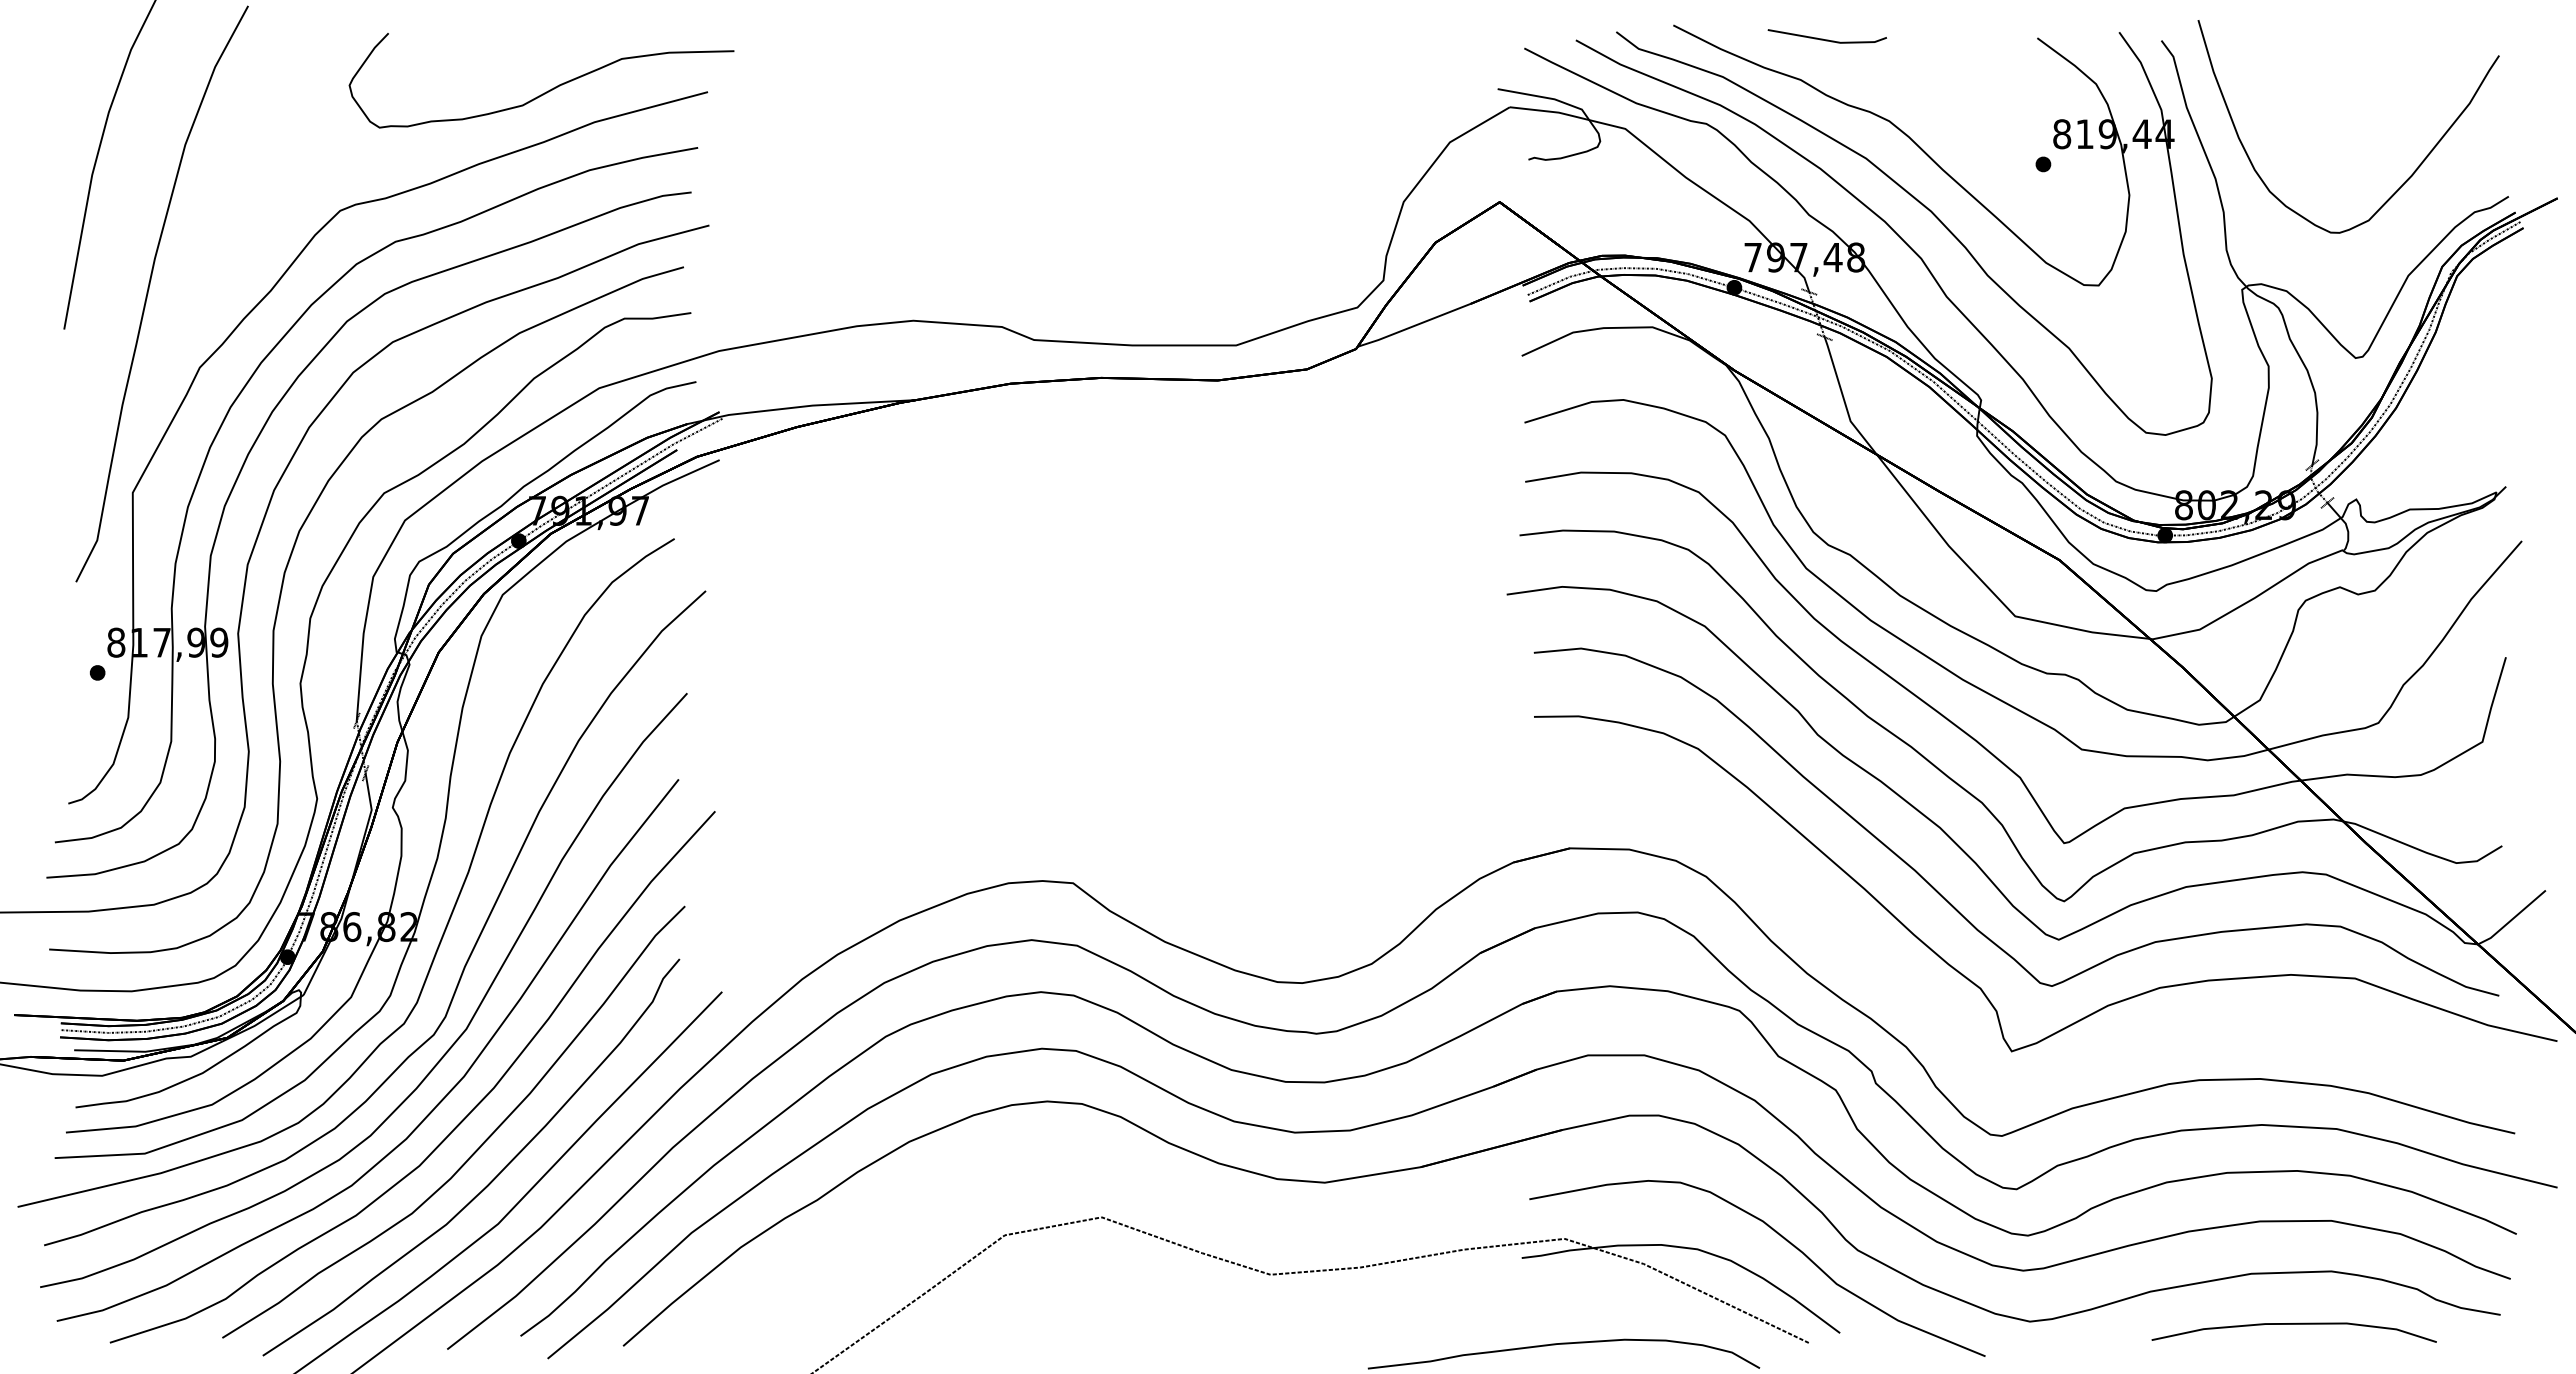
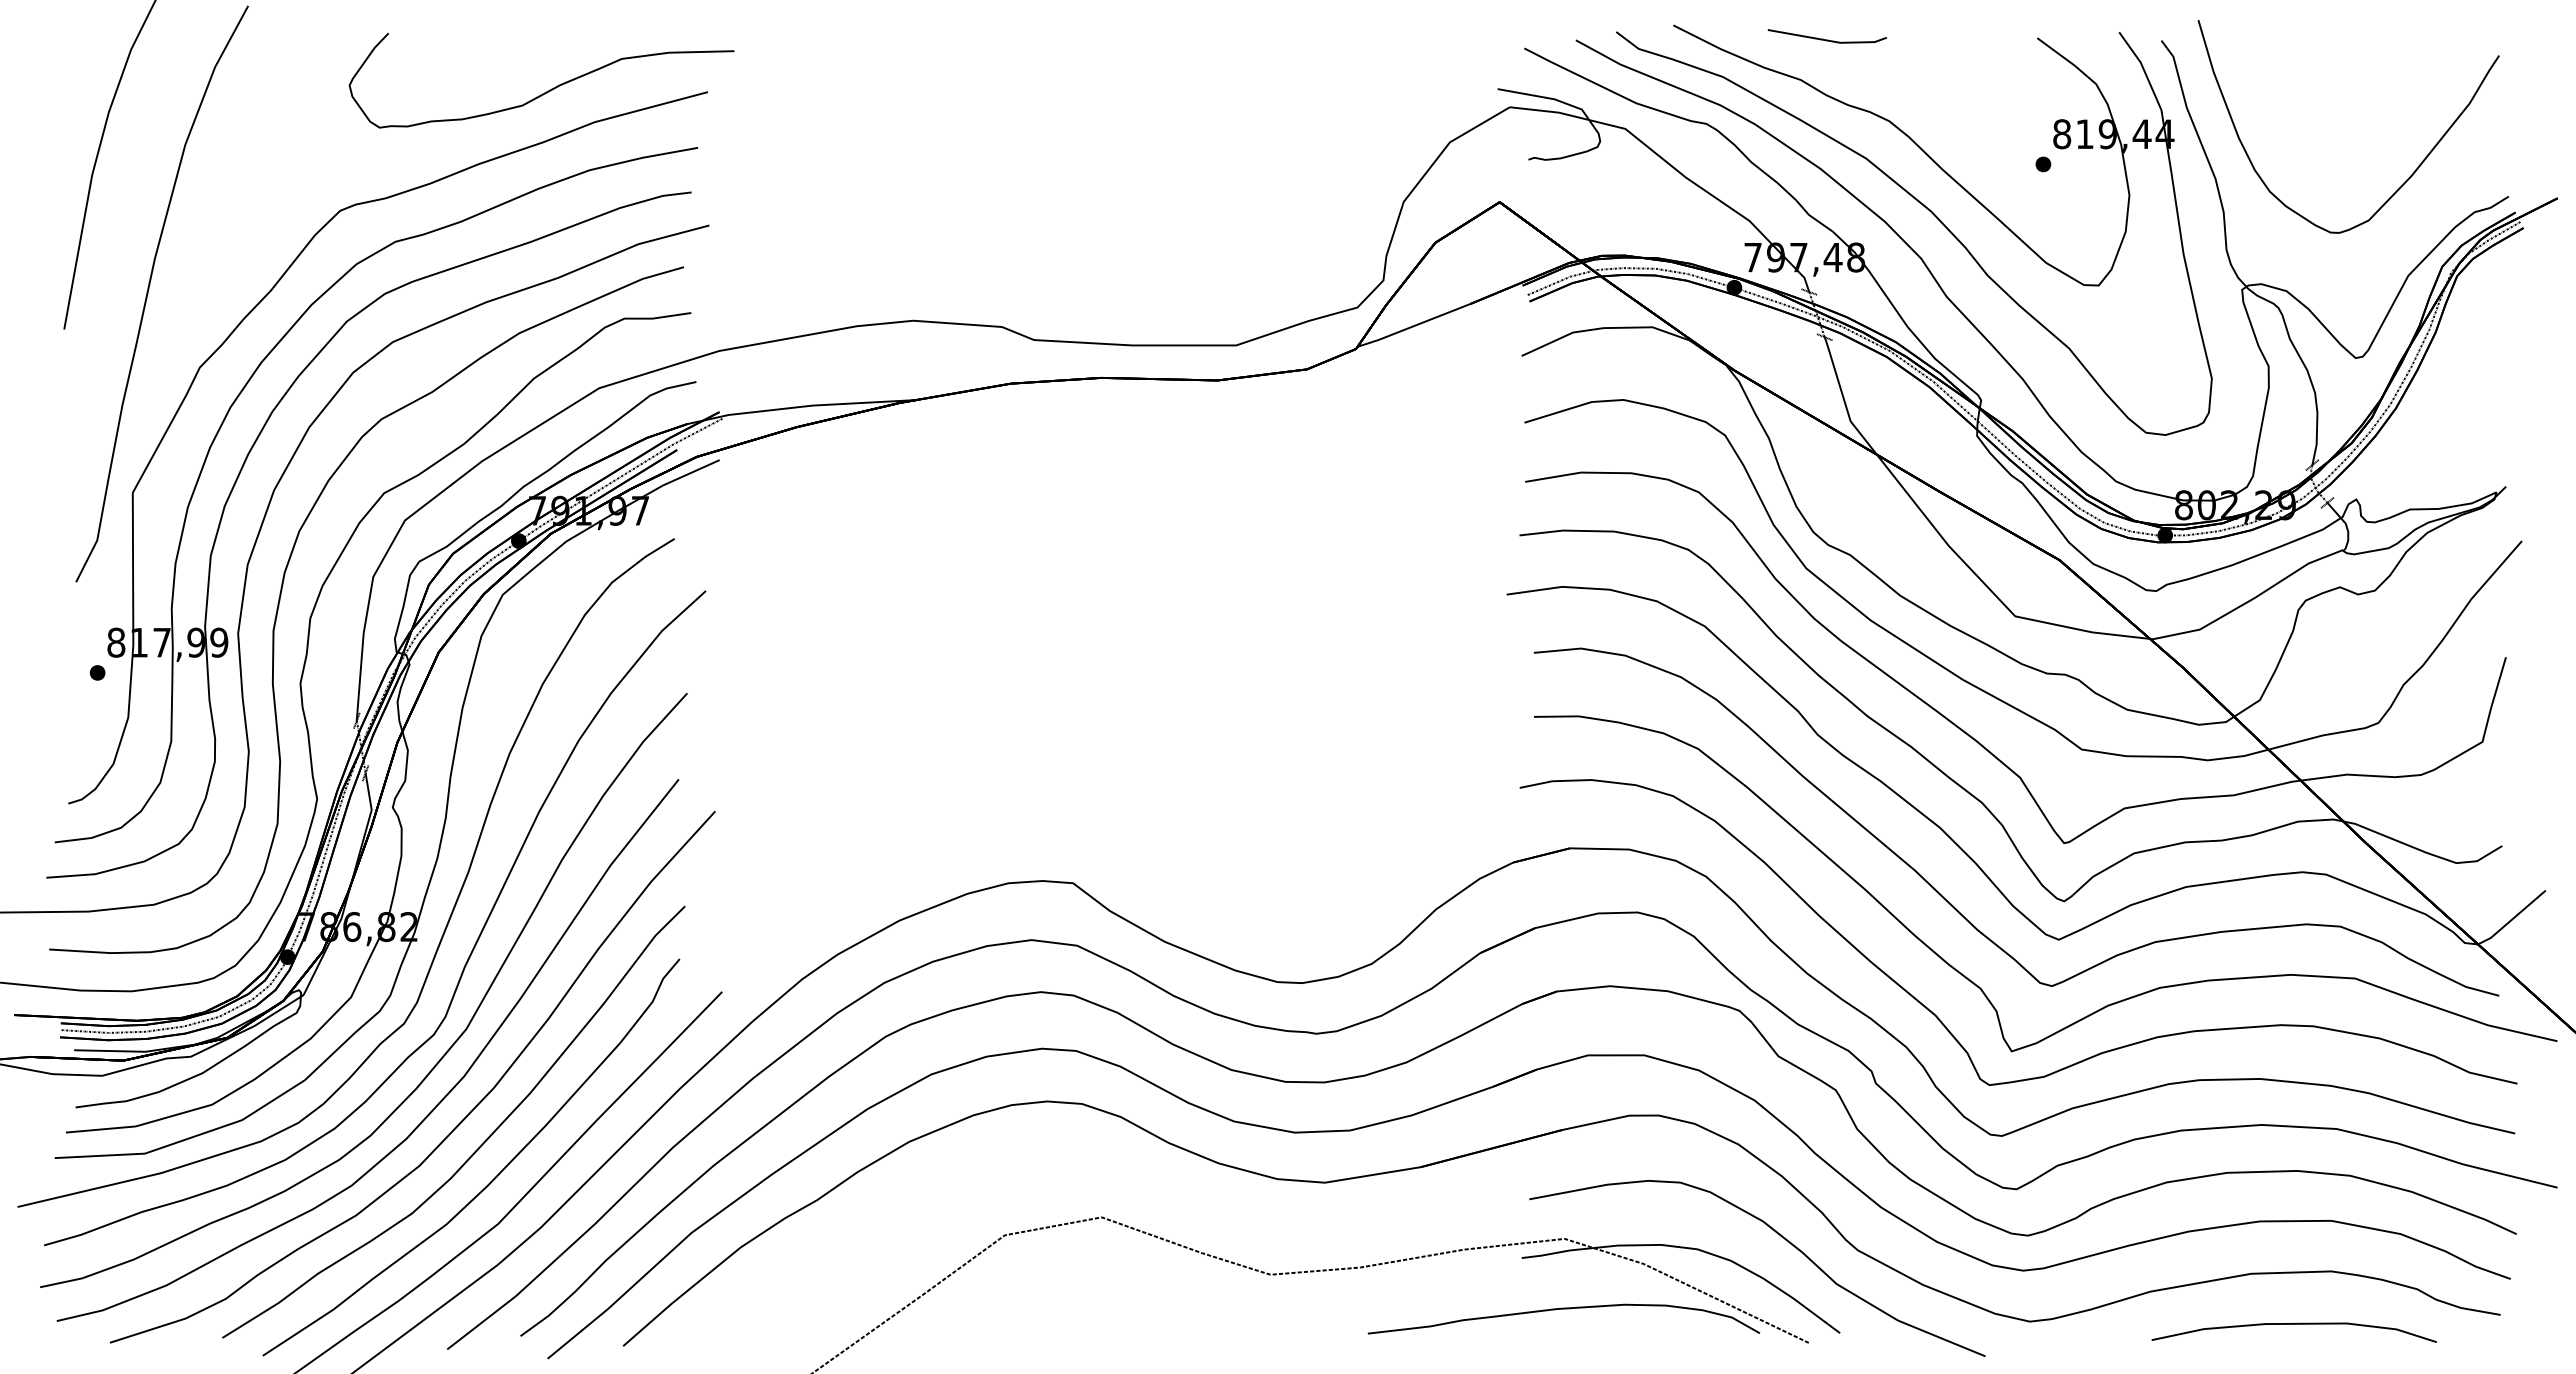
part: none -> present (1935, 1014)
part position: (1563, 1344) -> (1563, 1309) (1563, 1309)
